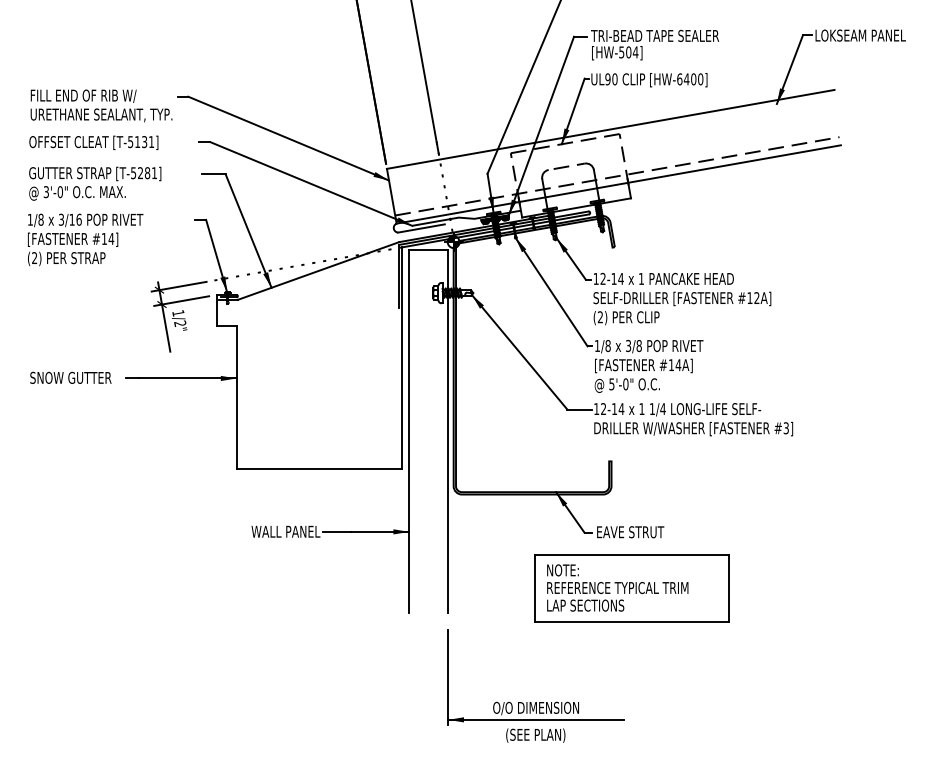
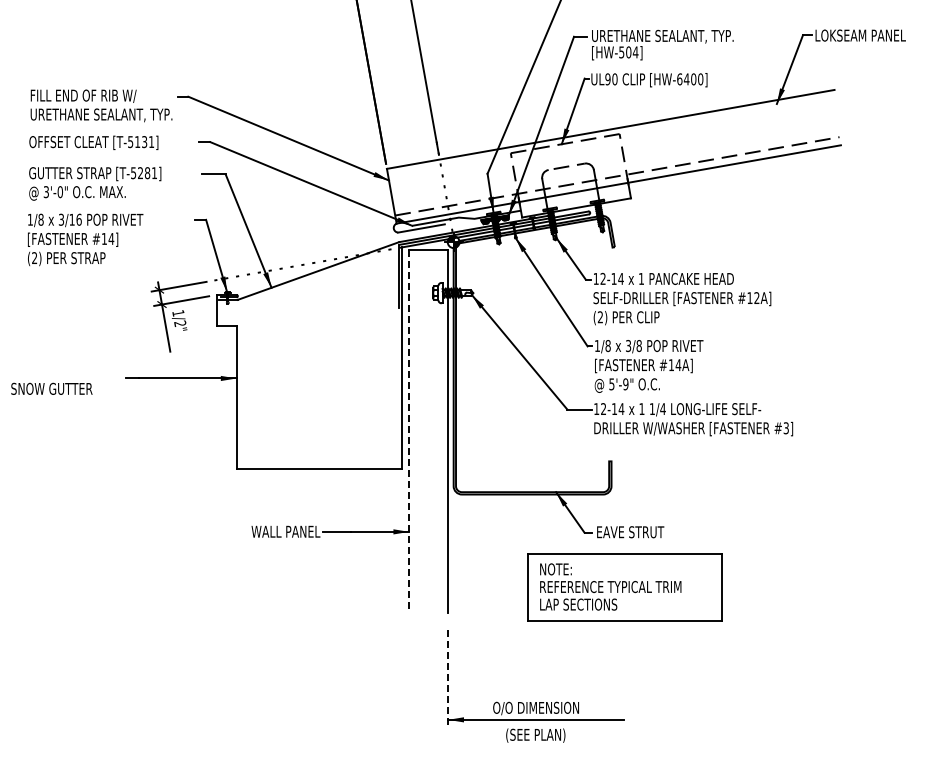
text: TRI-BEAD TAPE SEALER -> URETHANE SEALANT, TYP. (662, 36)
text position: (70, 377) -> (51, 388) (51, 388)
text: 5'-0" -> 5'-9" (625, 384)
line: solid -> dashed (408, 431)
part position: (631, 588) -> (624, 587) (624, 587)
line: solid -> dashed (448, 677)
